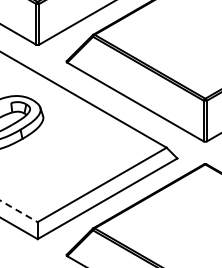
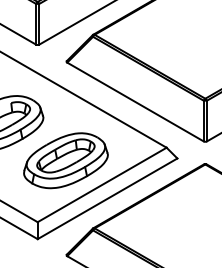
part: none -> present (65, 160)
line: dashed -> solid (19, 211)
